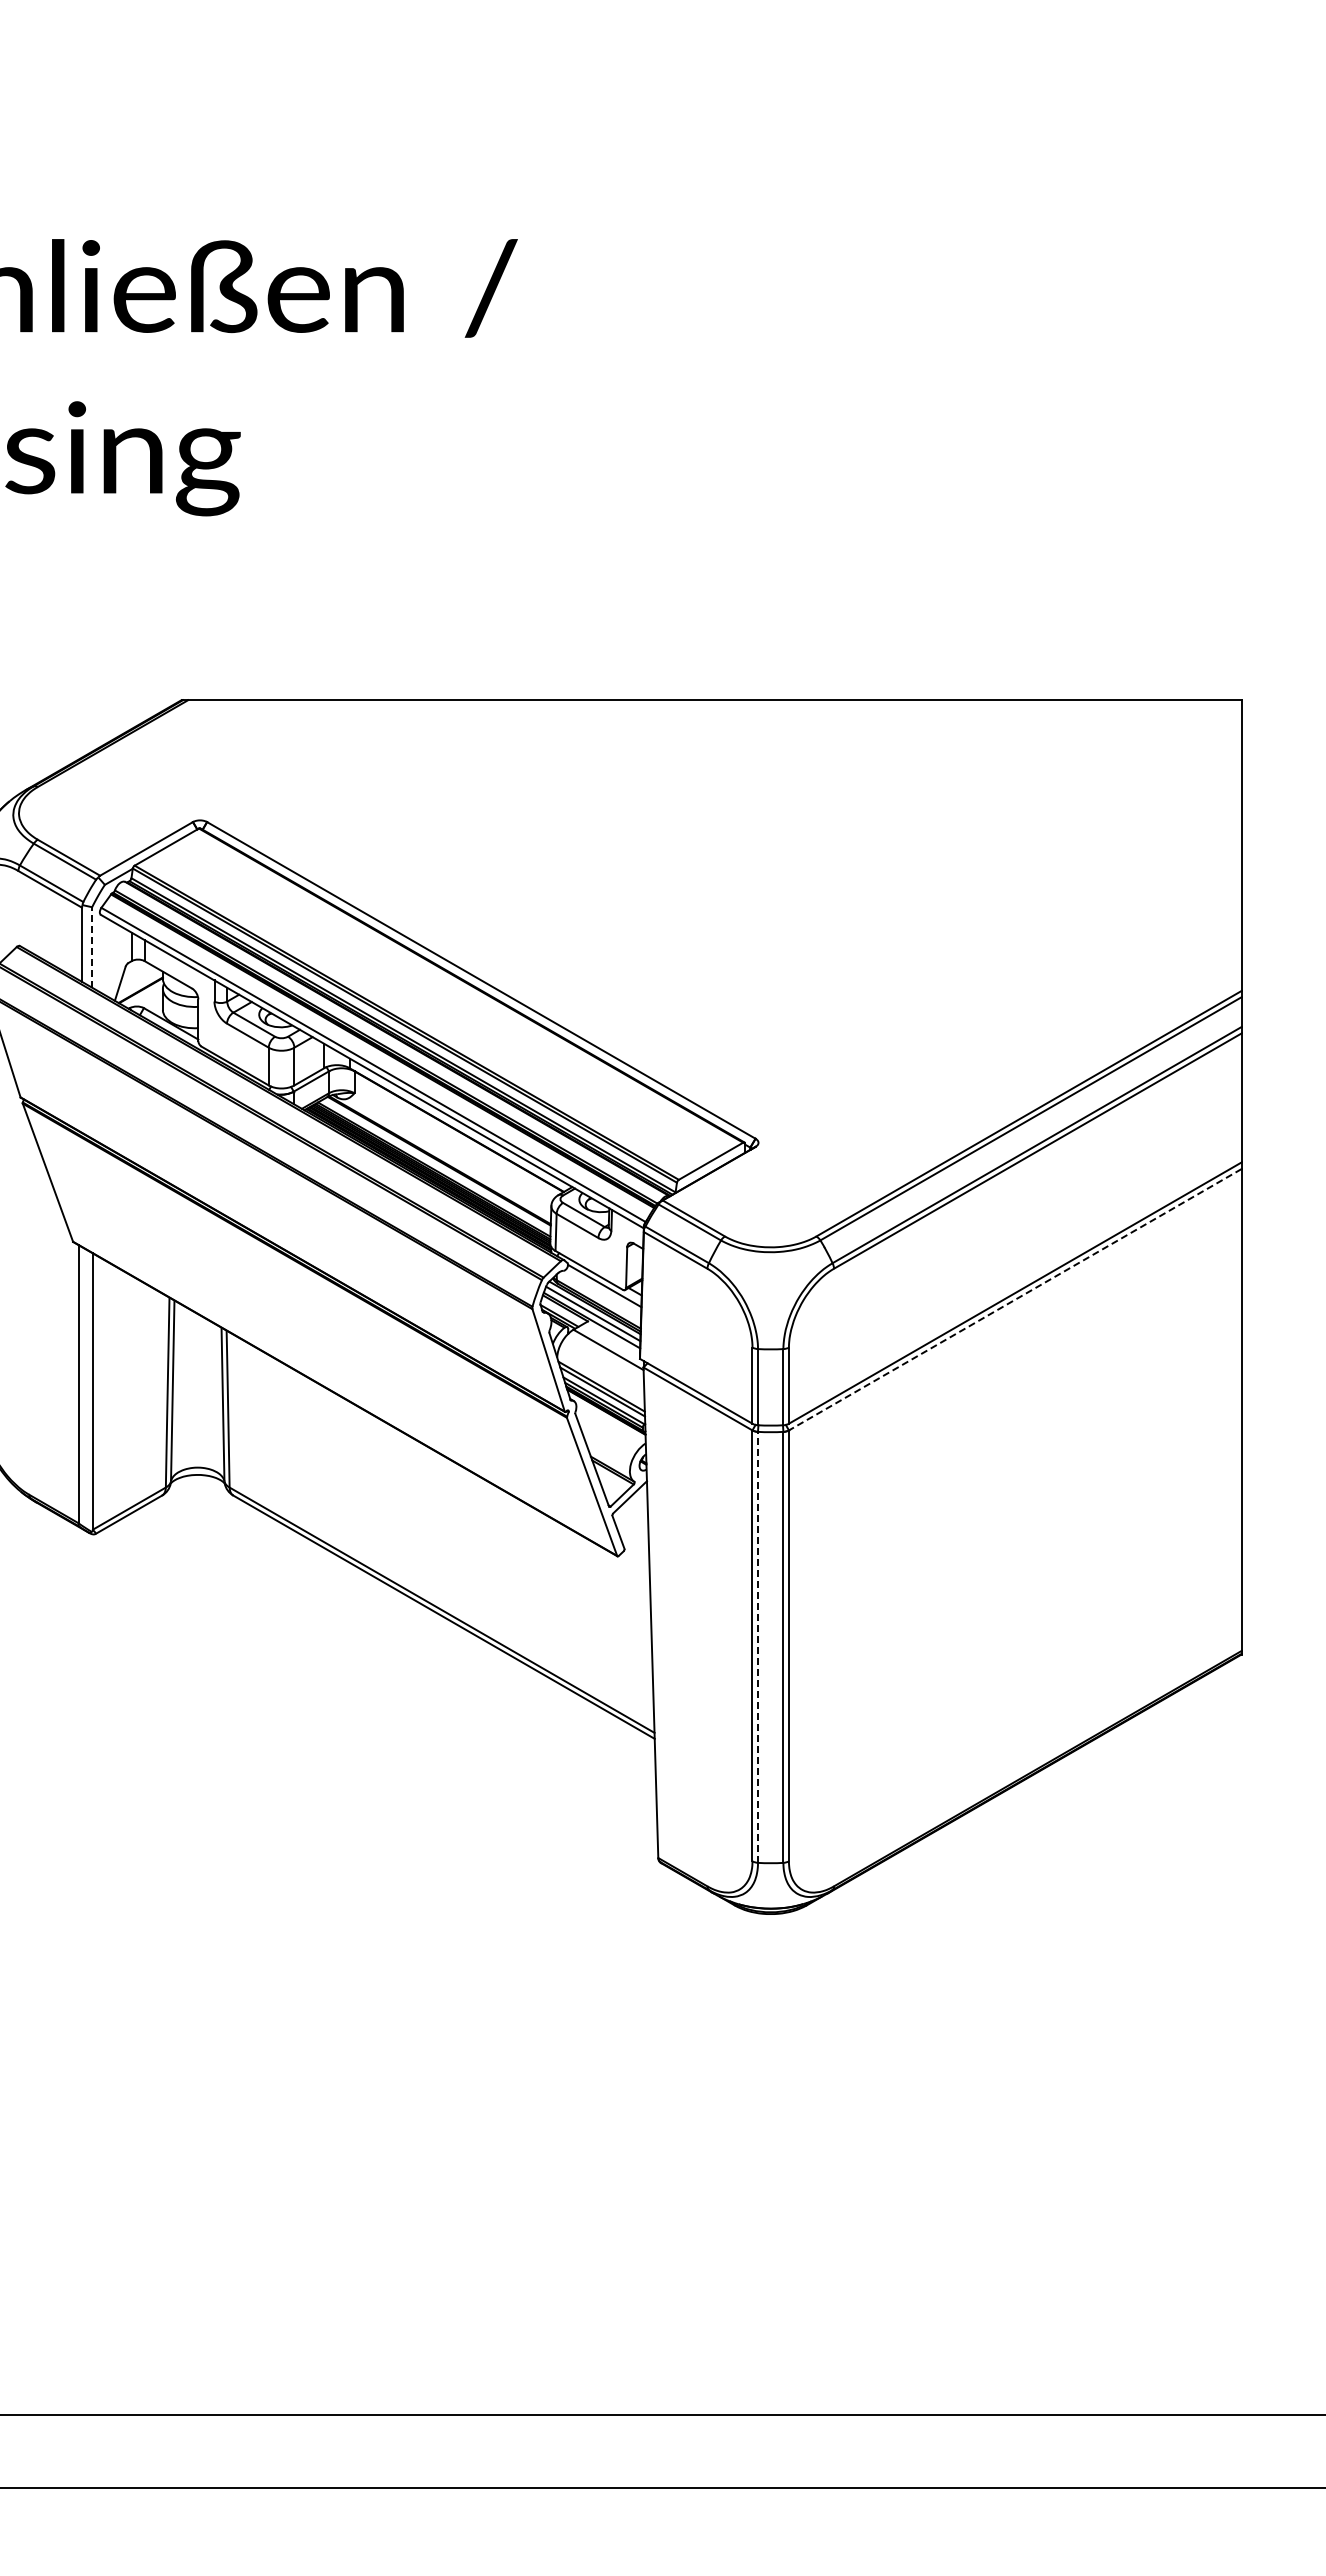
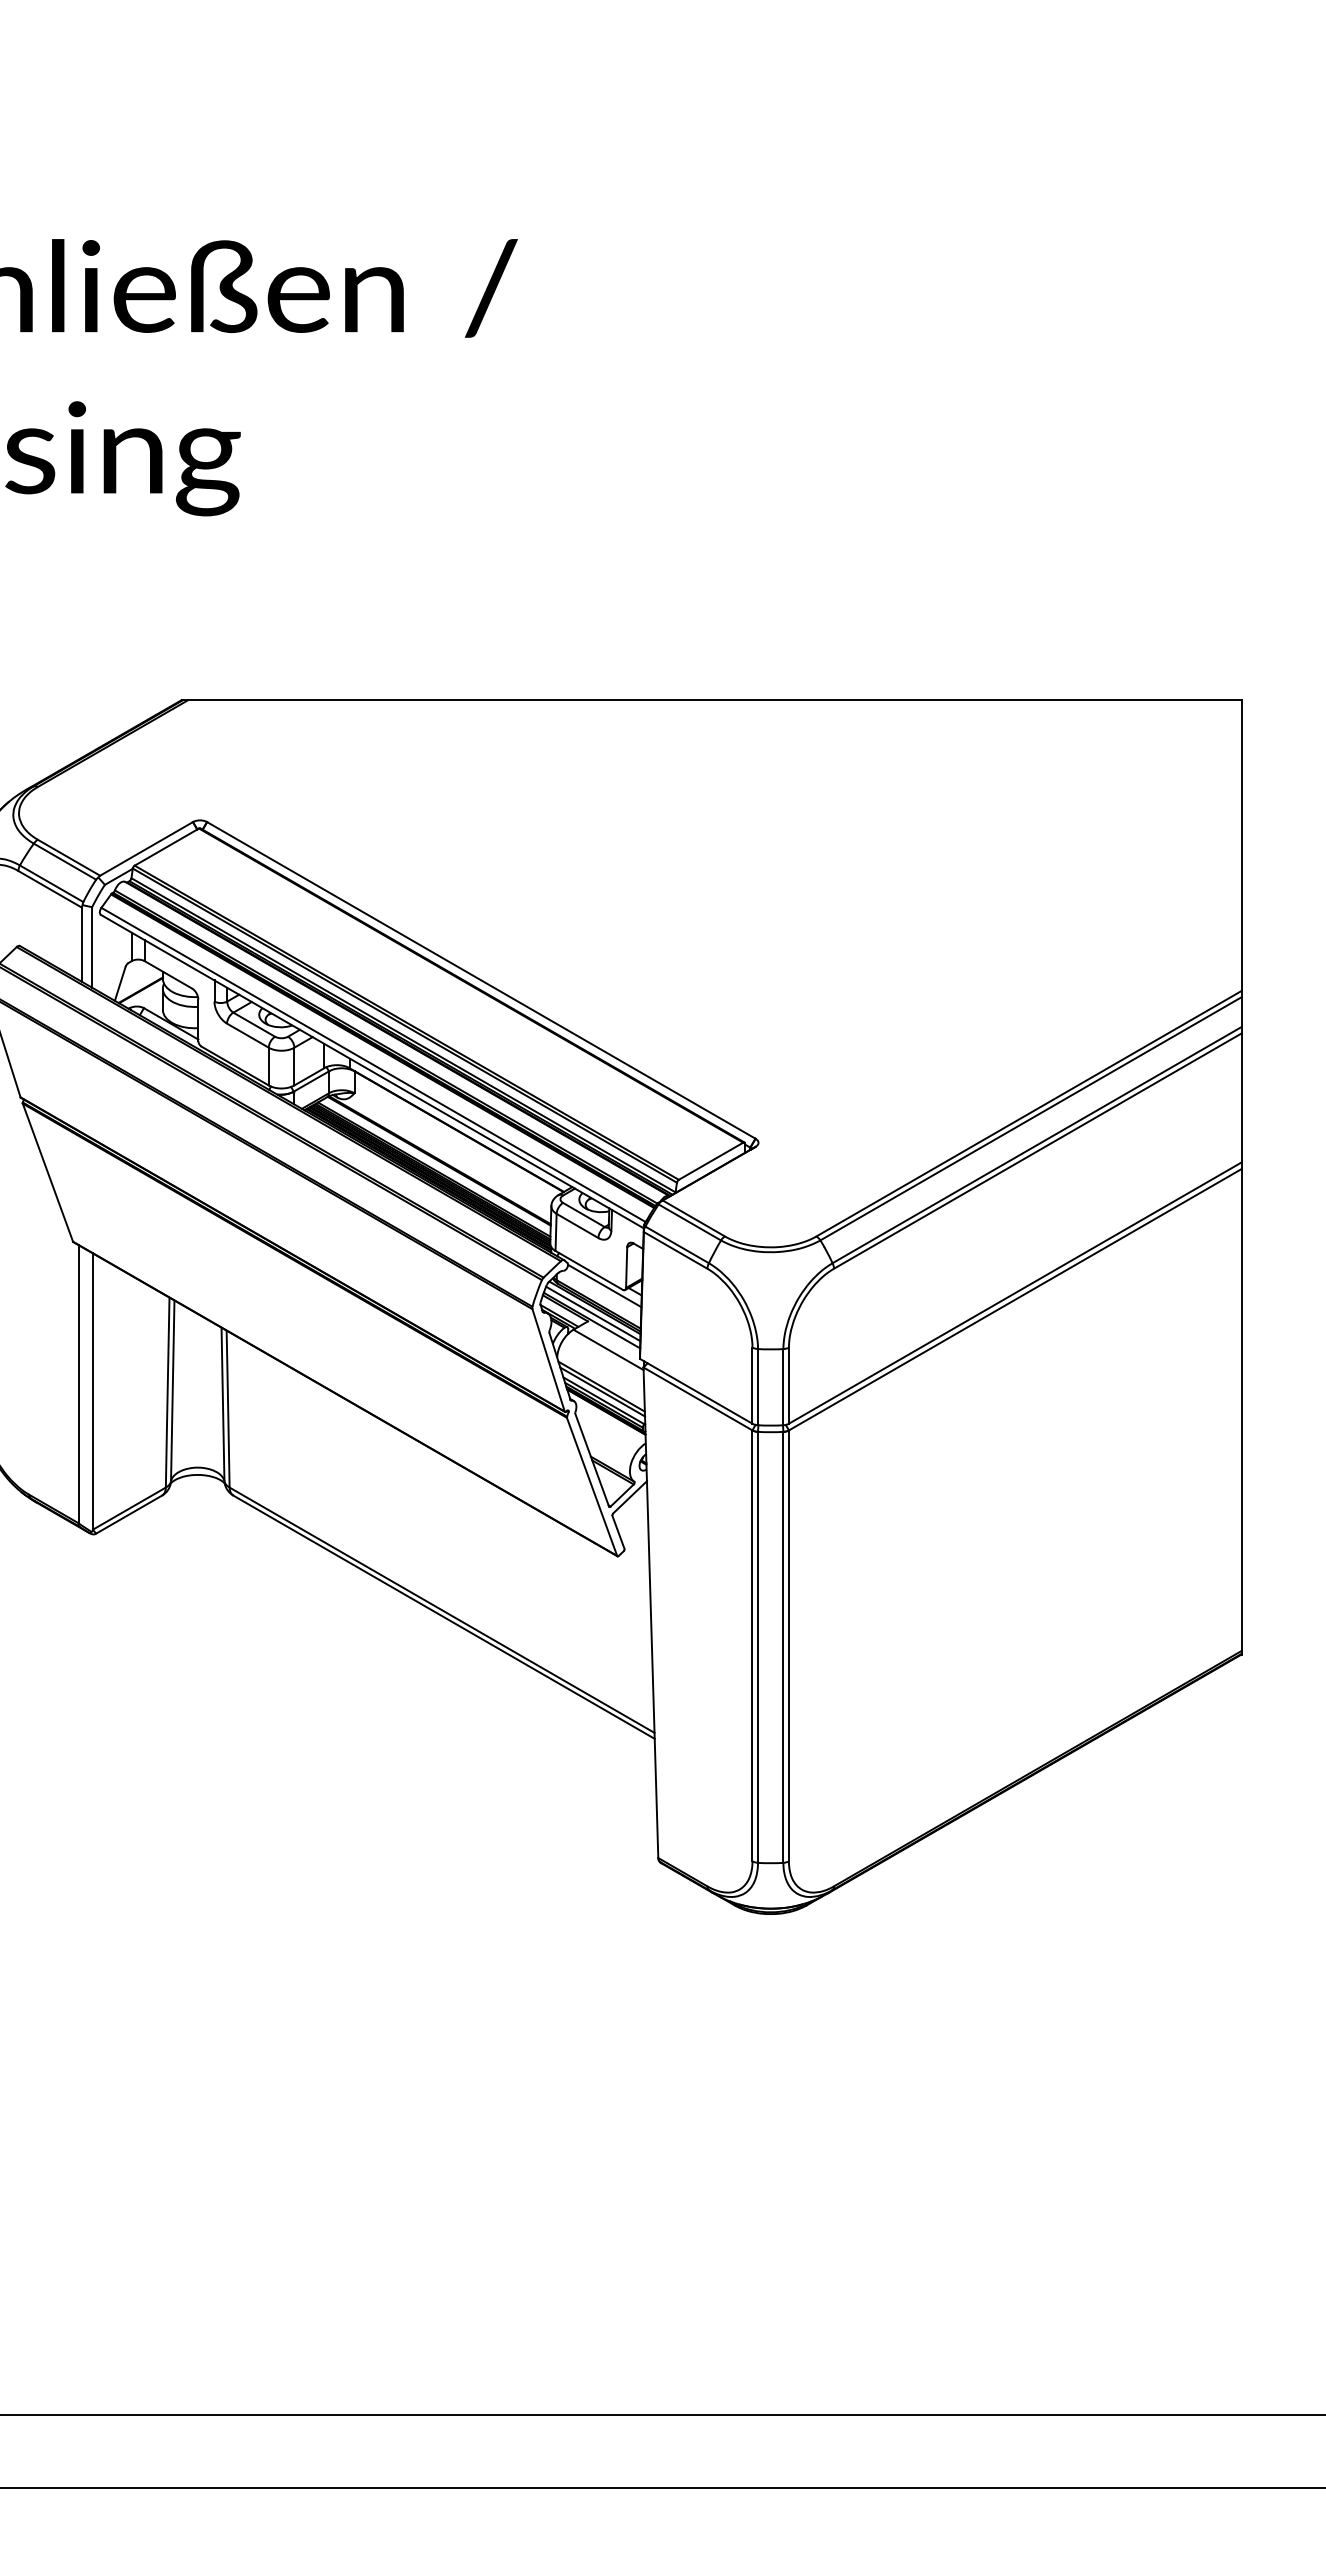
line: dashed -> solid (92, 946)
line: dashed -> solid (1014, 1299)
line: dashed -> solid (757, 1646)
